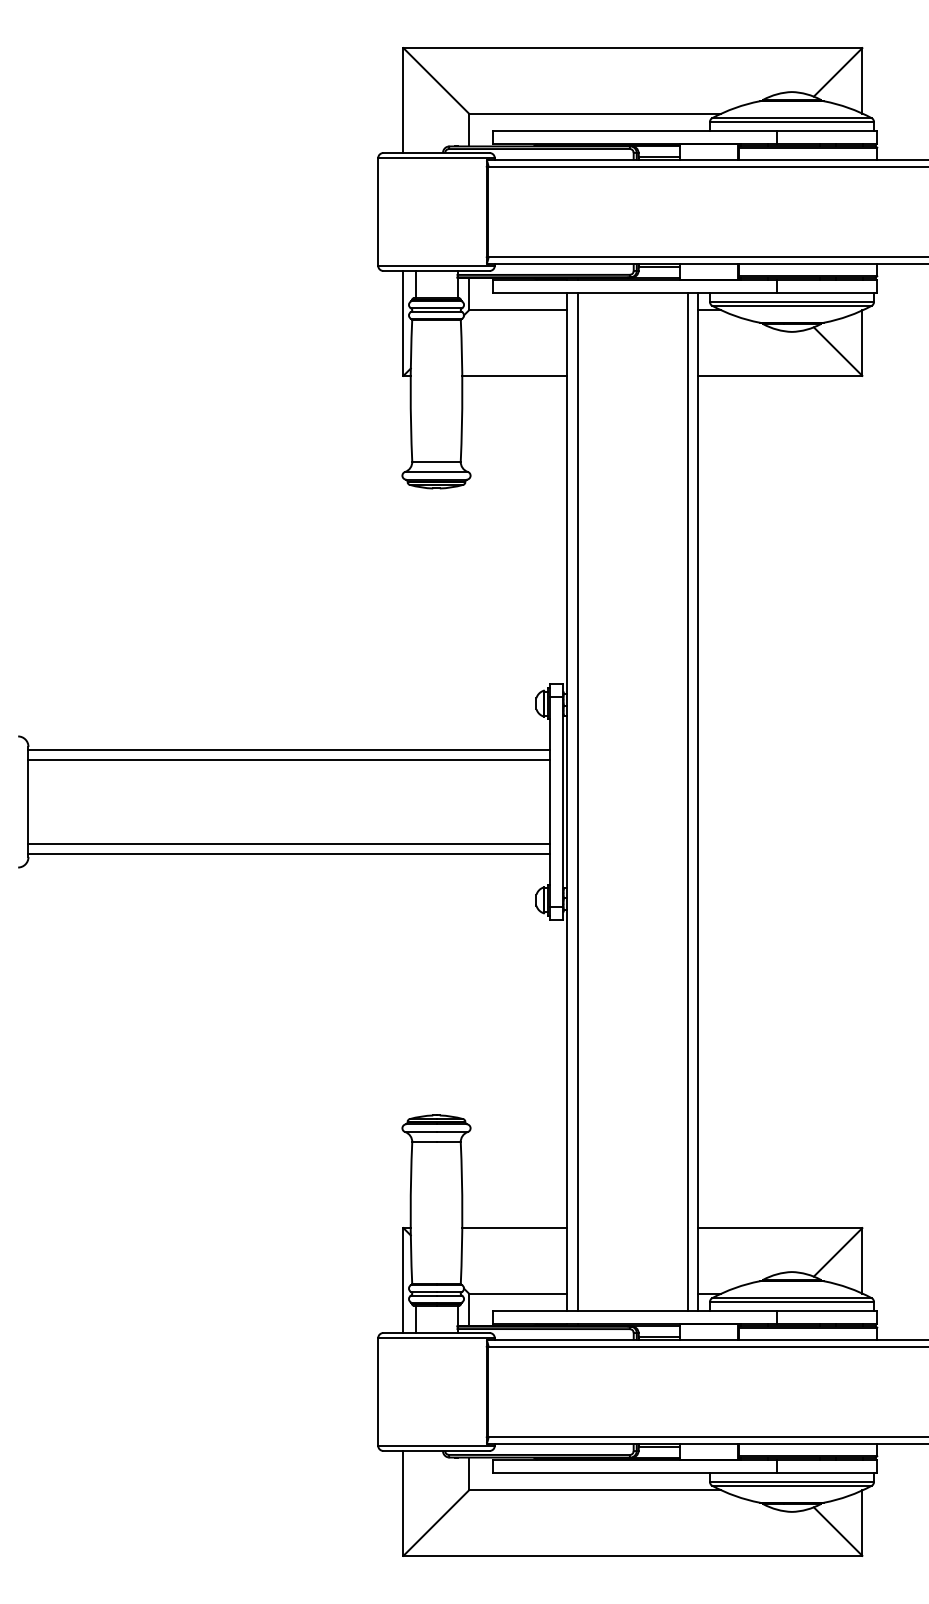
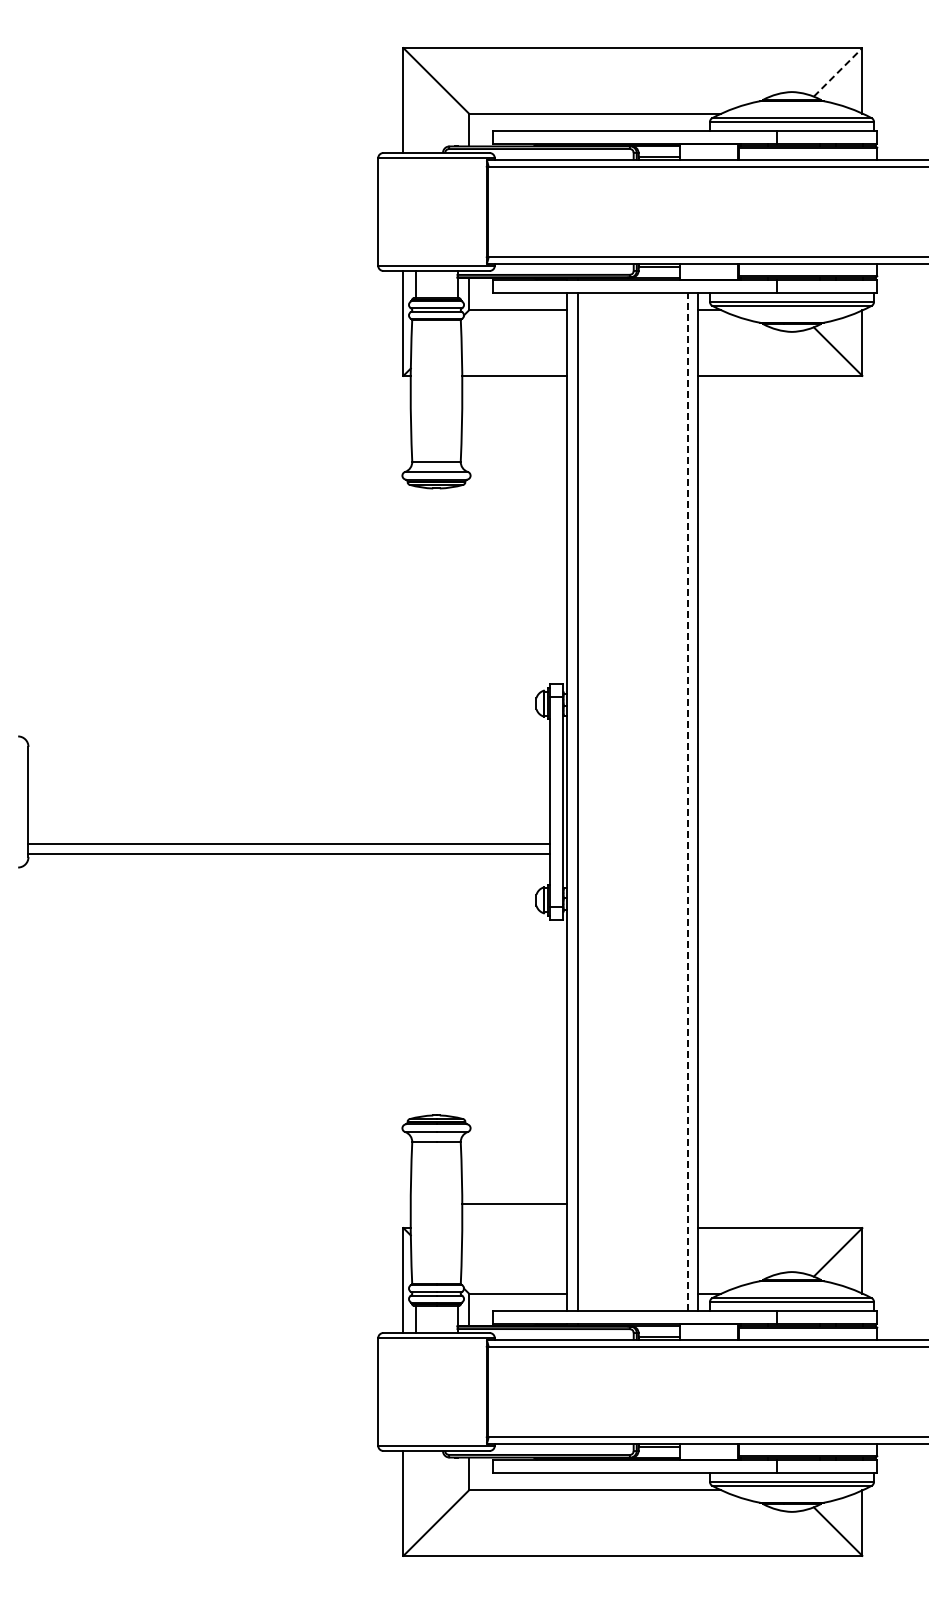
line: solid -> dashed (838, 72)
line: present -> none (289, 749)
line: present -> none (289, 760)
line: solid -> dashed (687, 801)
line position: (514, 1228) -> (514, 1204) (514, 1204)
